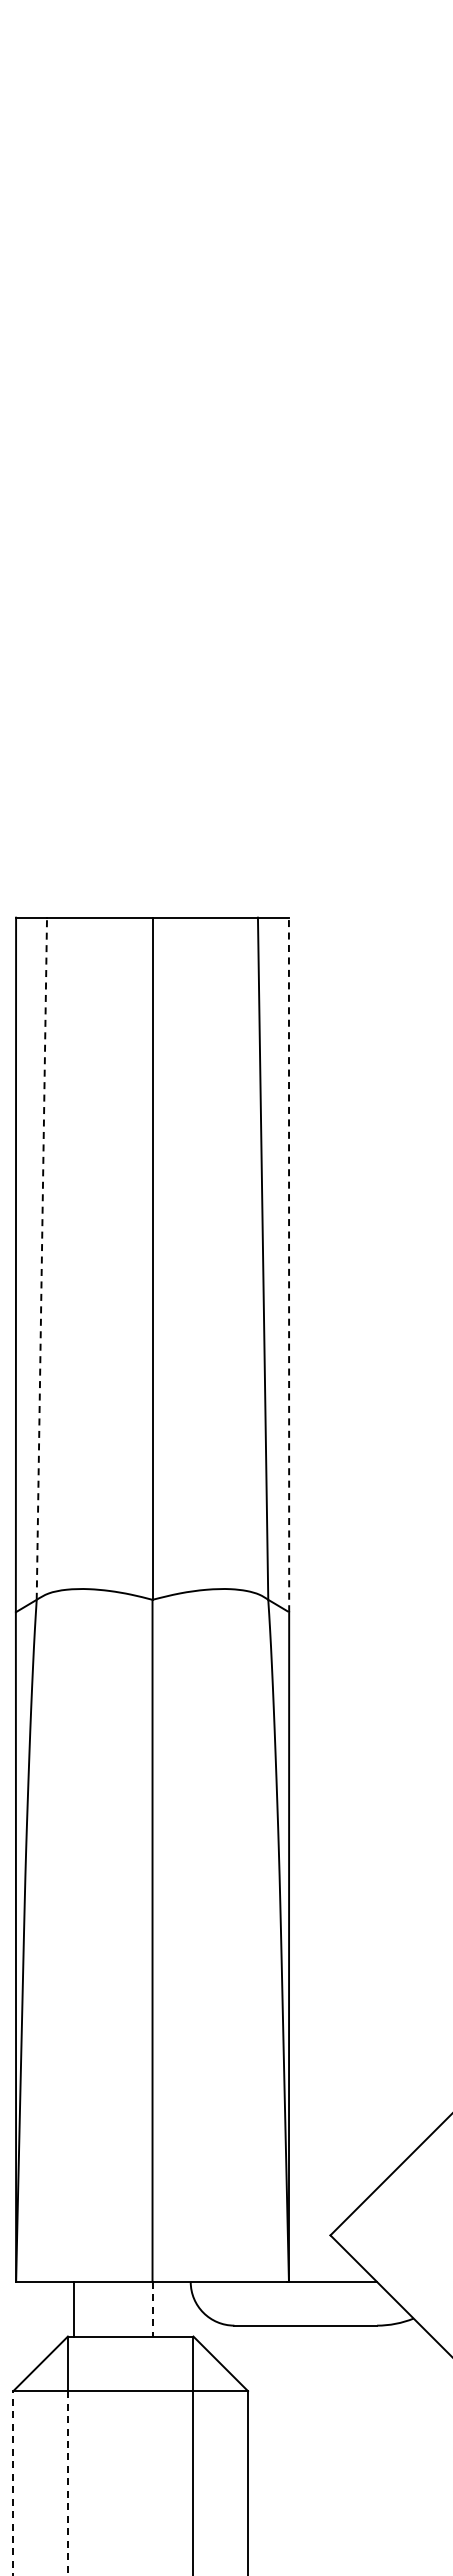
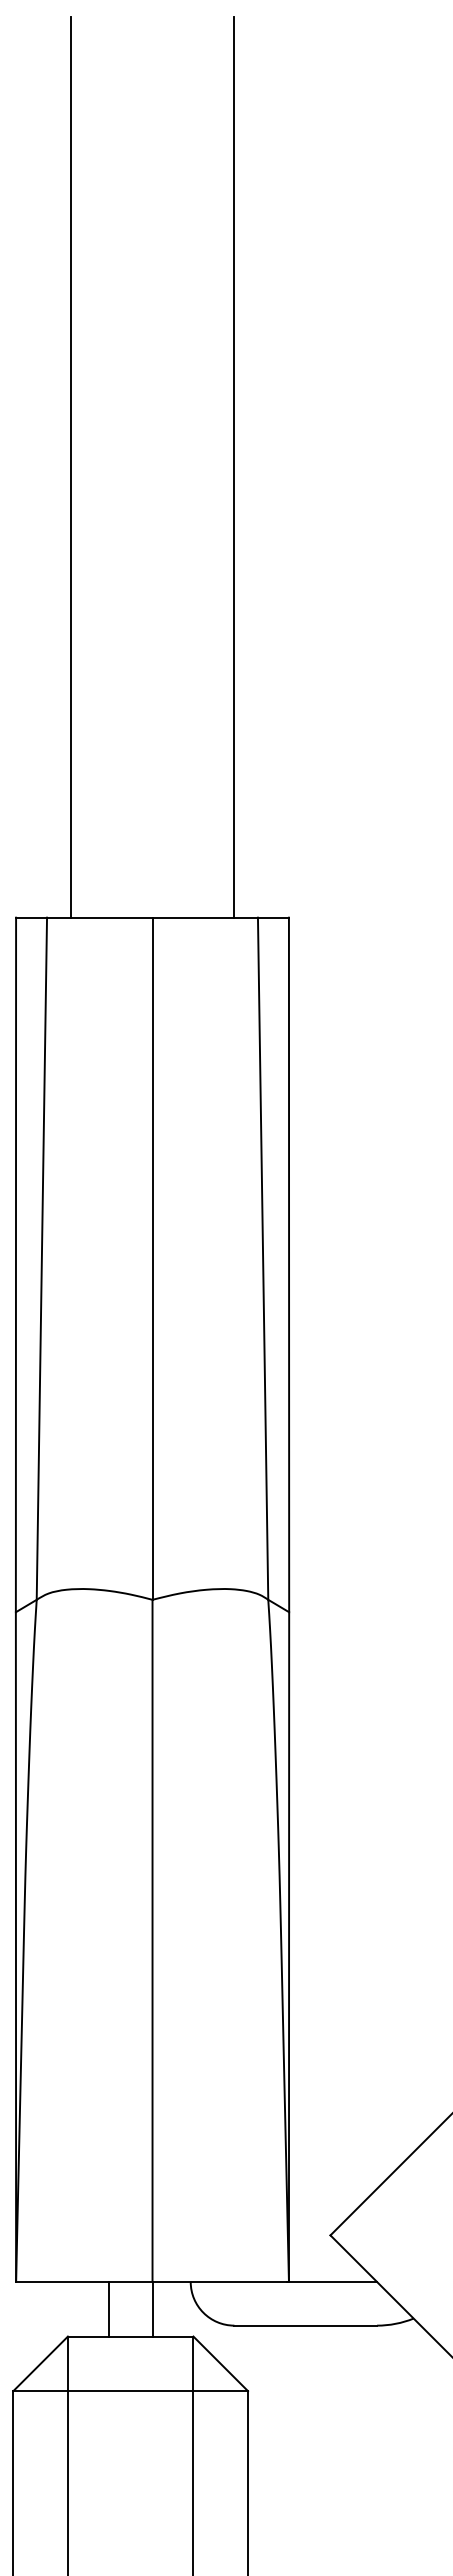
line: none -> present (70, 467)
line: none -> present (234, 467)
line: dashed -> solid (41, 1258)
line: dashed -> solid (289, 1264)
line position: (73, 2308) -> (108, 2308) (108, 2308)
line: dashed -> solid (152, 2309)
line: dashed -> solid (13, 2483)
line: dashed -> solid (67, 2484)
